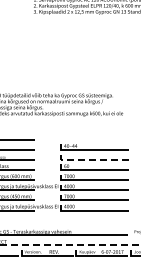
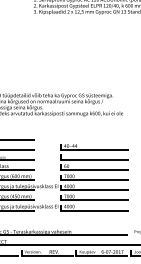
line: dashed -> solid (91, 160)
line: dashed -> solid (70, 245)
